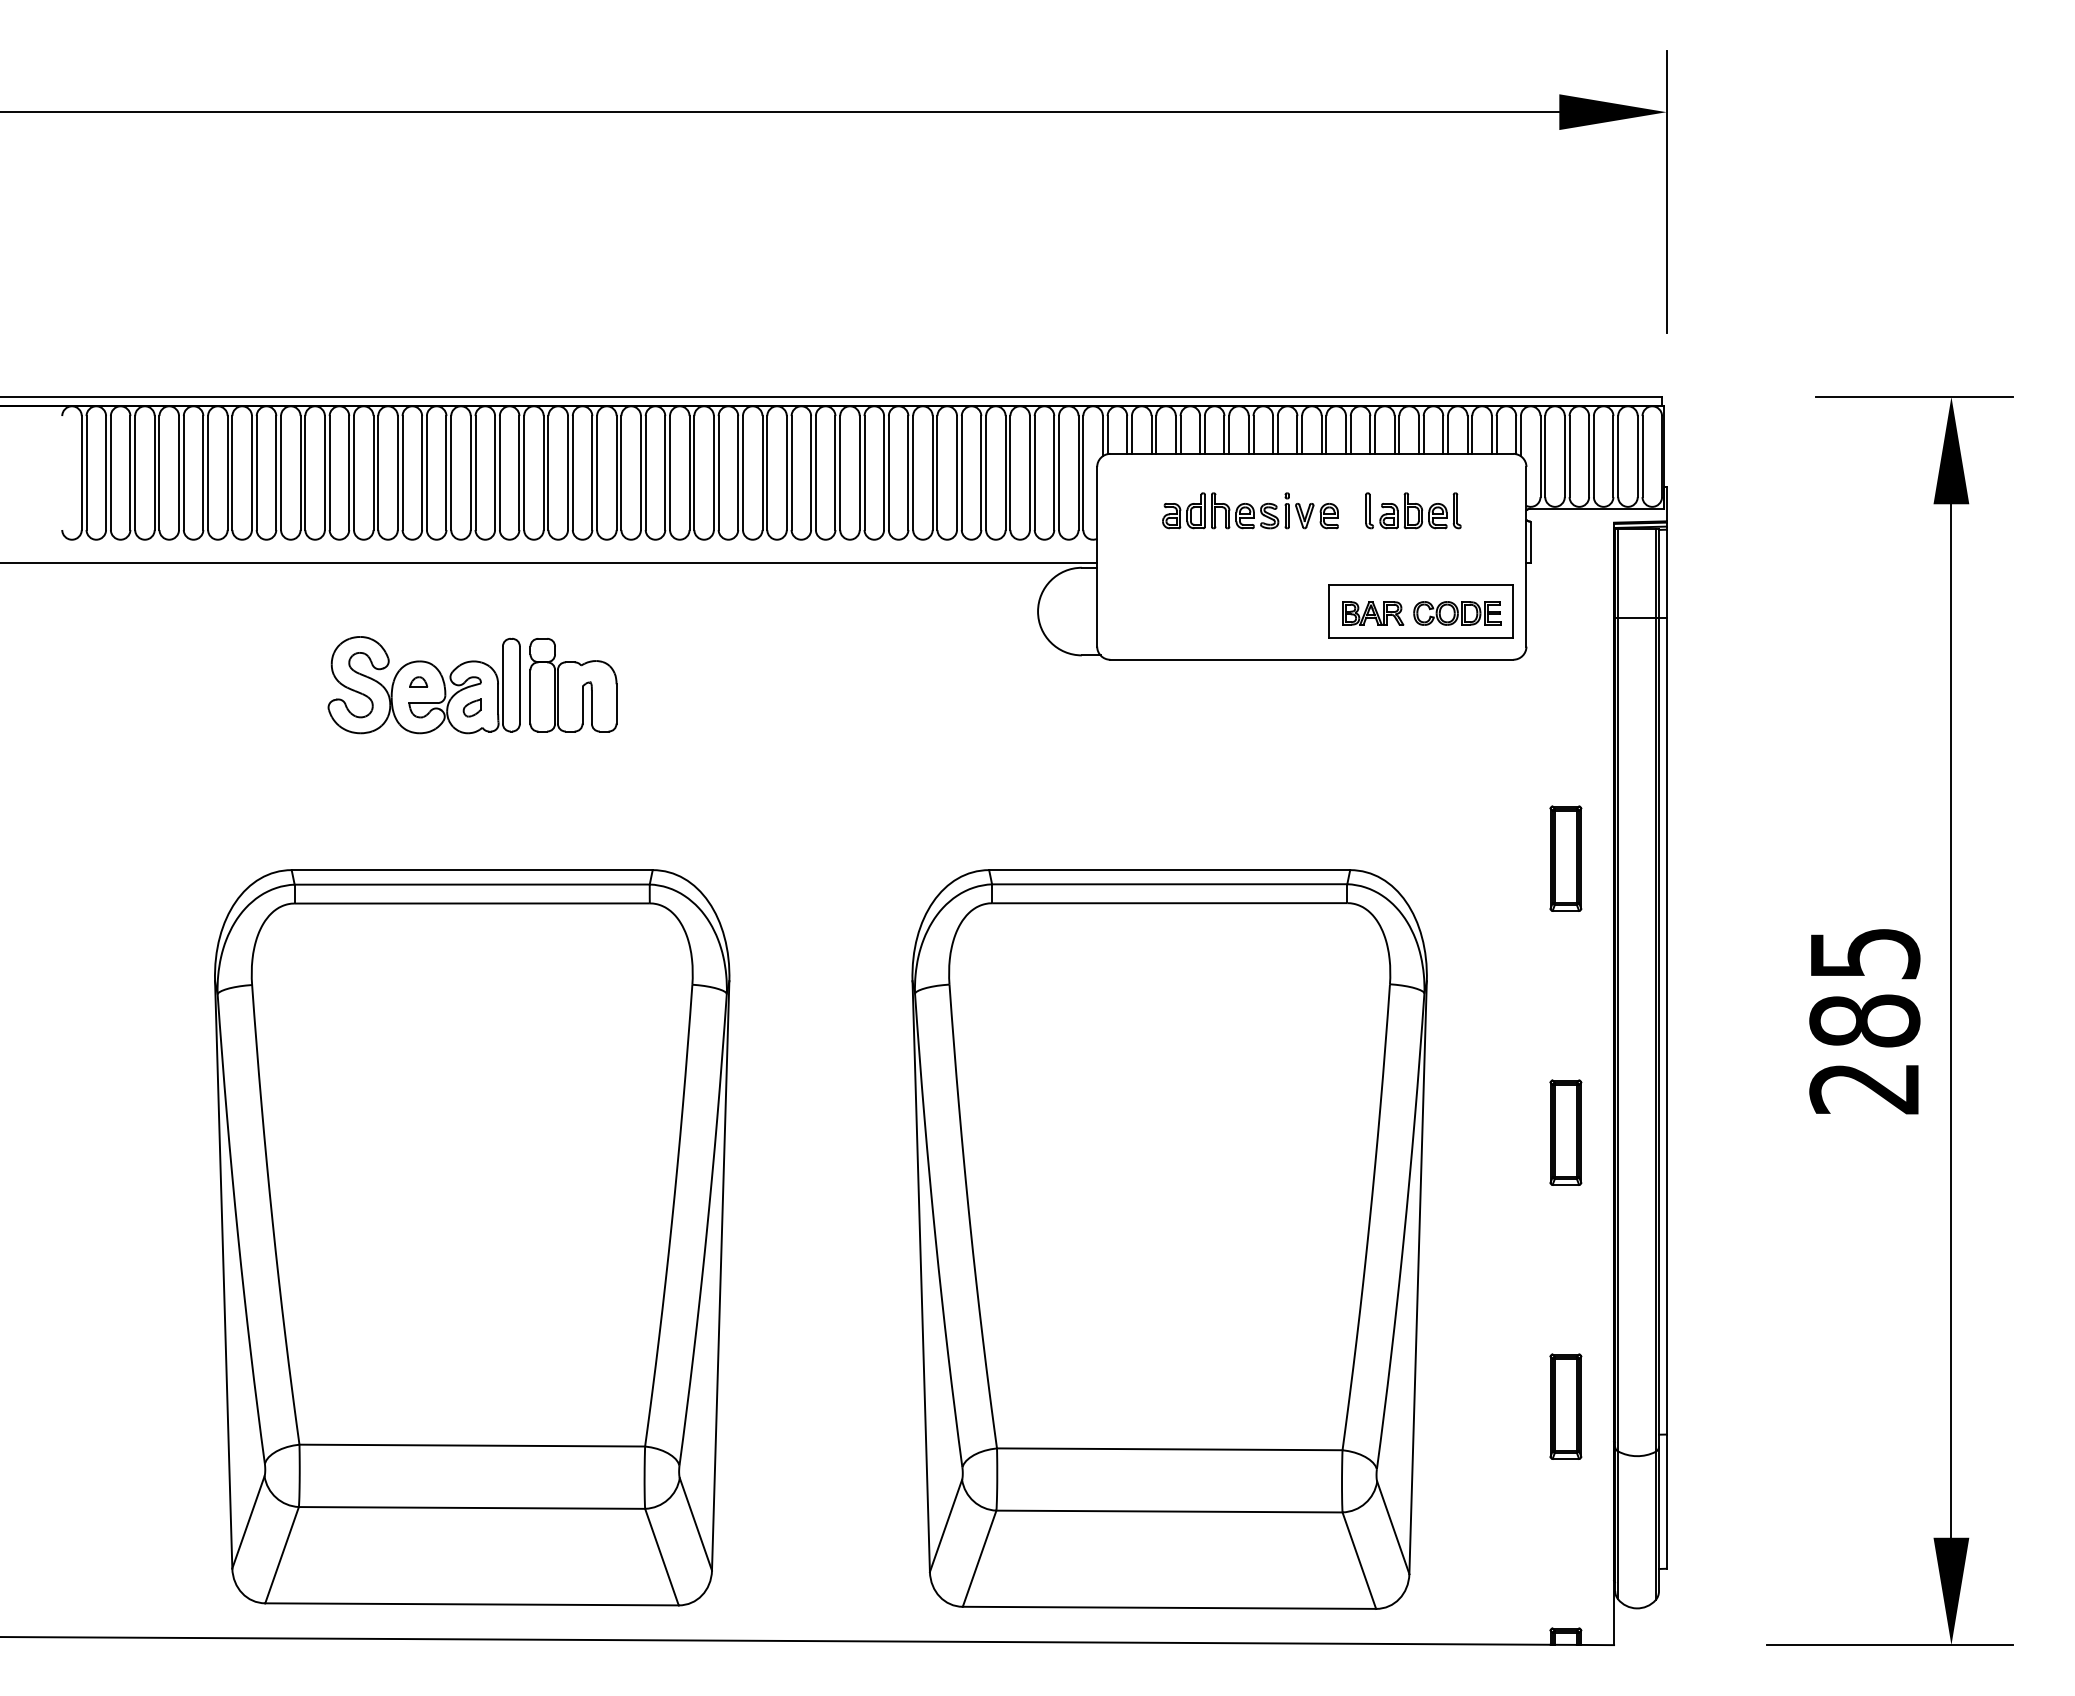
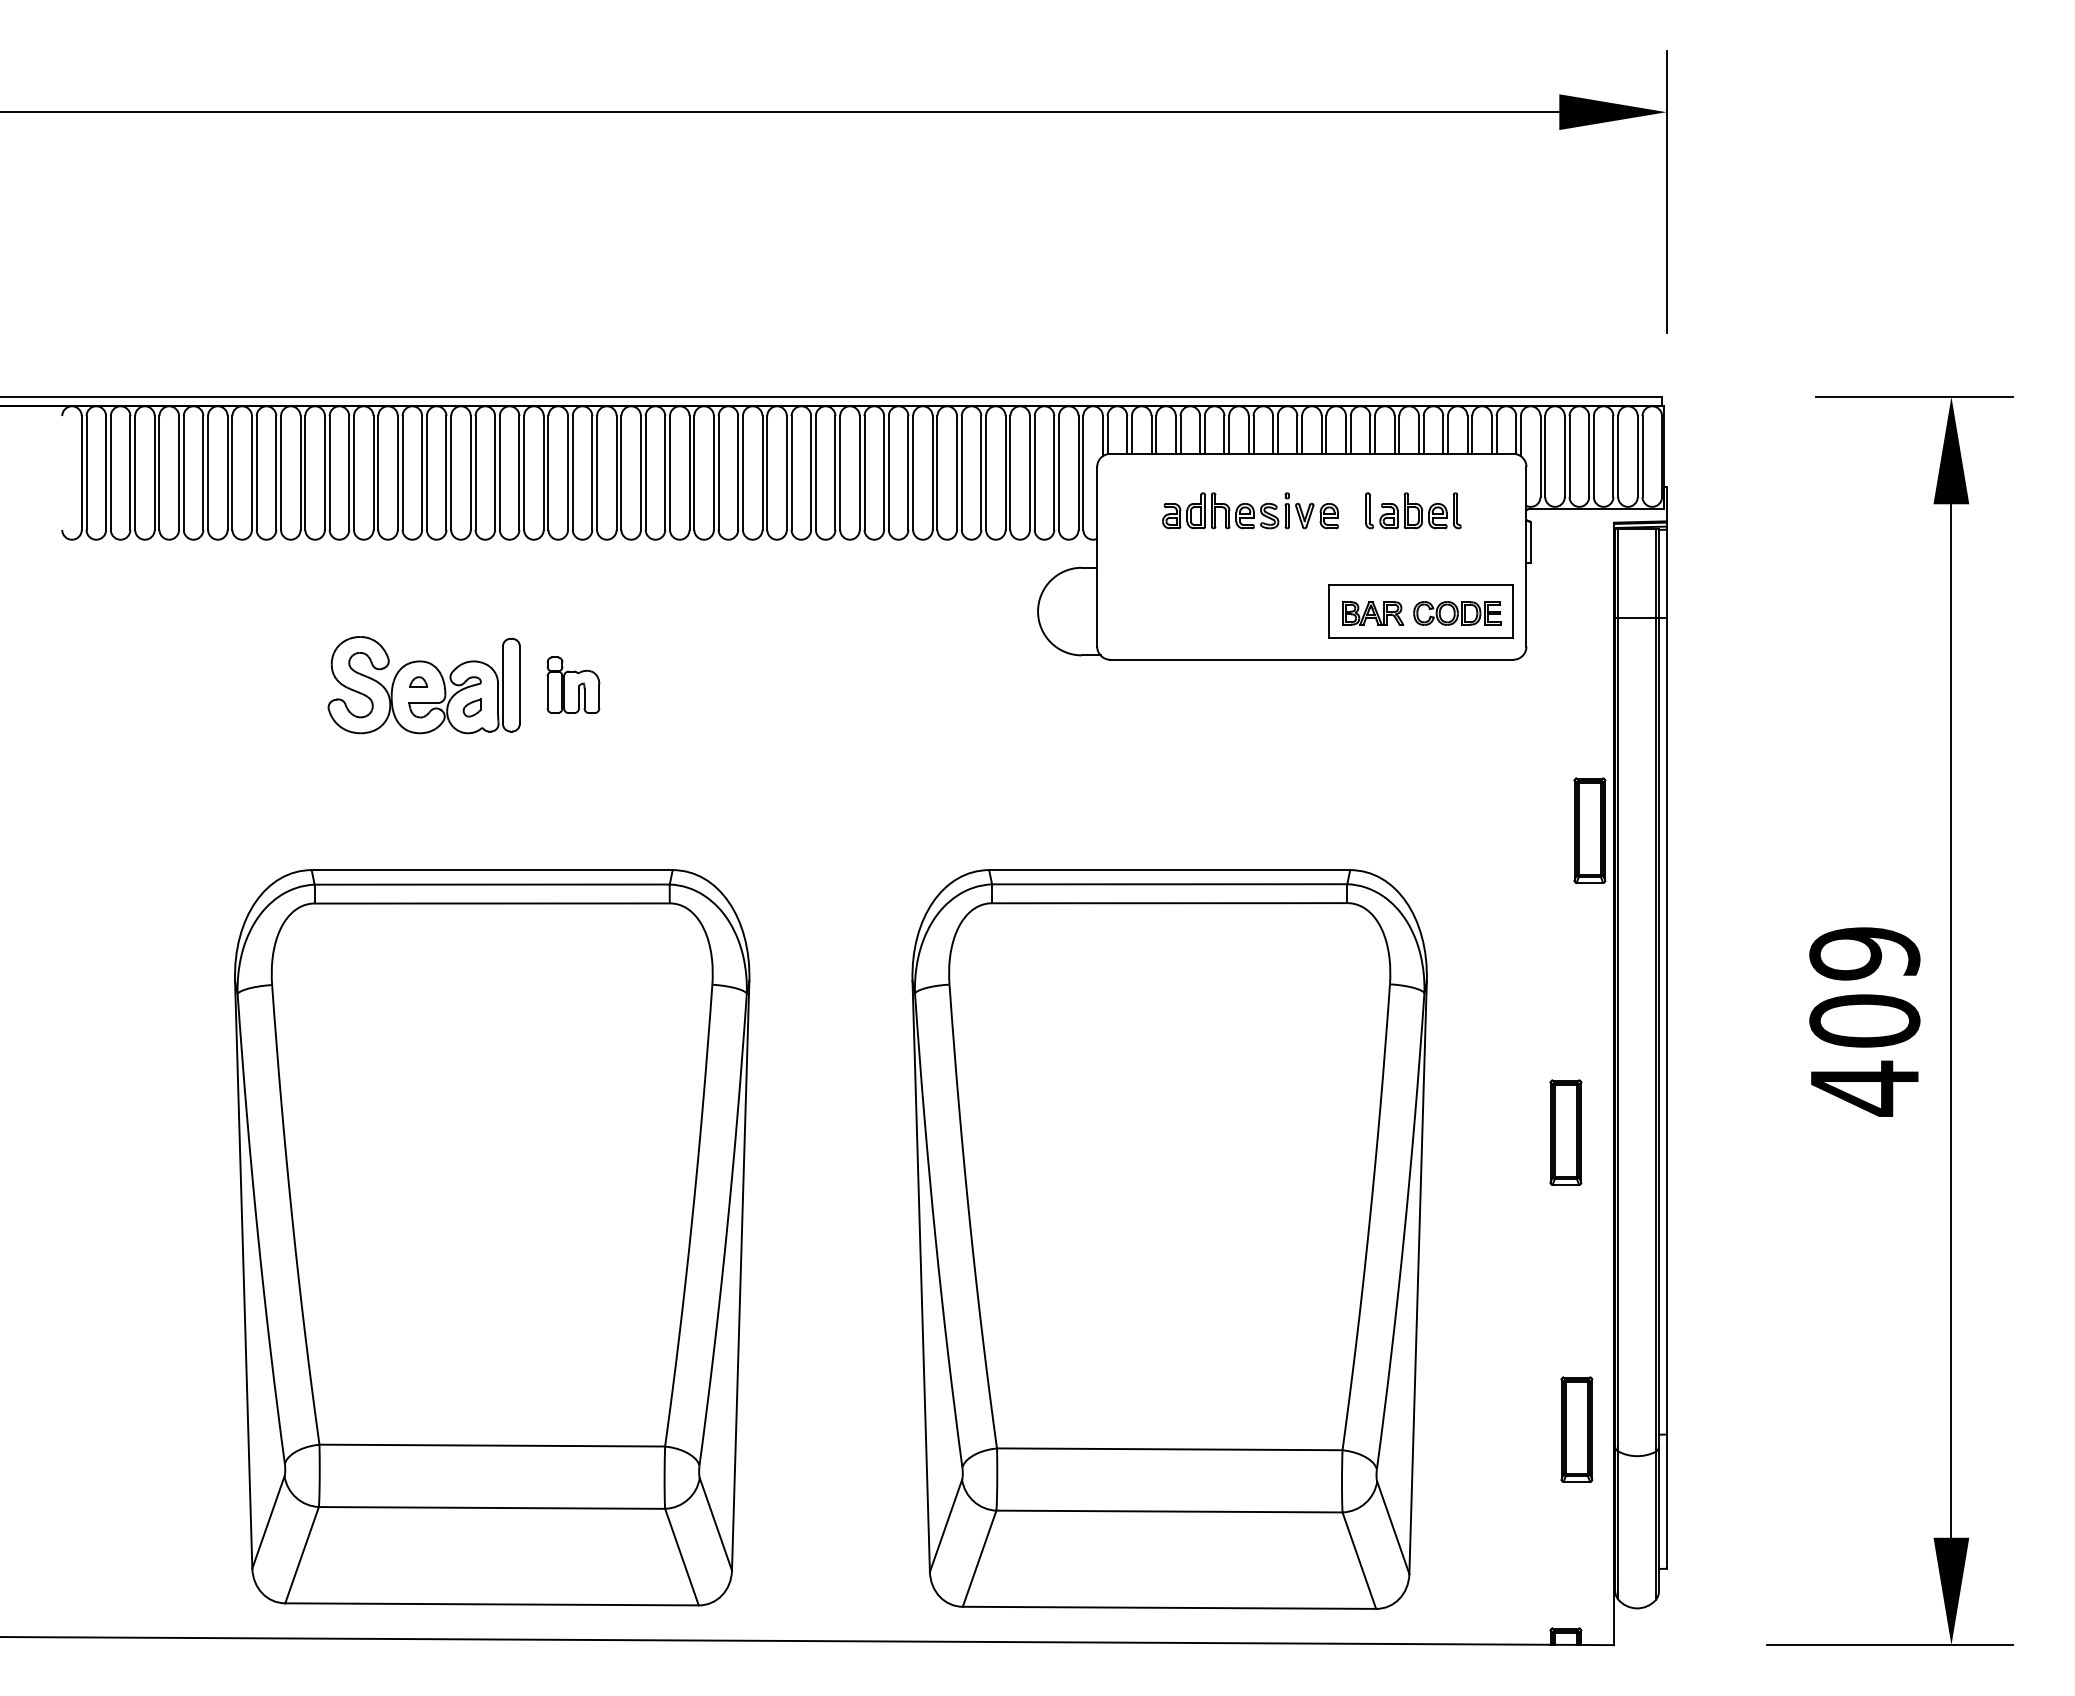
line: present -> none (549, 562)
part size: 89x95 px -> 55x58 px (573, 684)
part position: (1565, 858) -> (1589, 830) (1589, 830)
text: 285 -> 409 (1864, 1021)
part position: (472, 1237) -> (492, 1237) (492, 1237)
part position: (1565, 1406) -> (1576, 1429) (1576, 1429)
